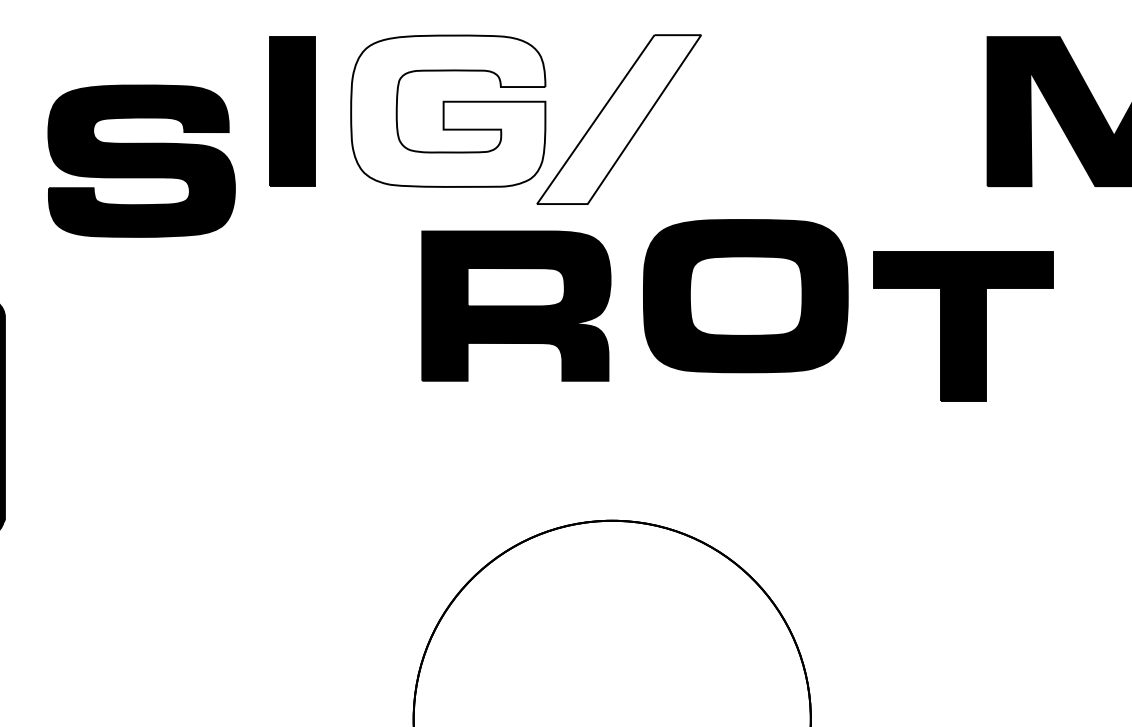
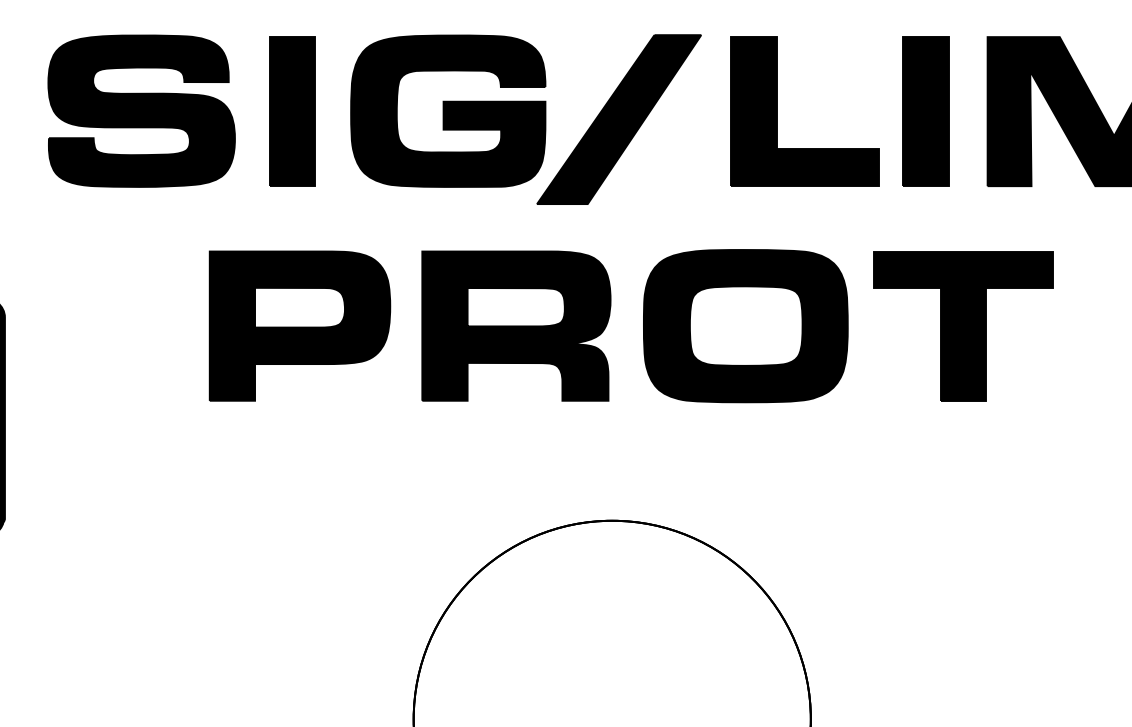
fill: none -> present (448, 110)
part: none -> present (777, 111)
part: none -> present (925, 111)
fill: none -> present (619, 119)
part position: (141, 160) -> (141, 110) (141, 110)
part position: (745, 296) -> (745, 326) (745, 326)
part position: (516, 305) -> (516, 325) (516, 325)
part: none -> present (299, 325)
